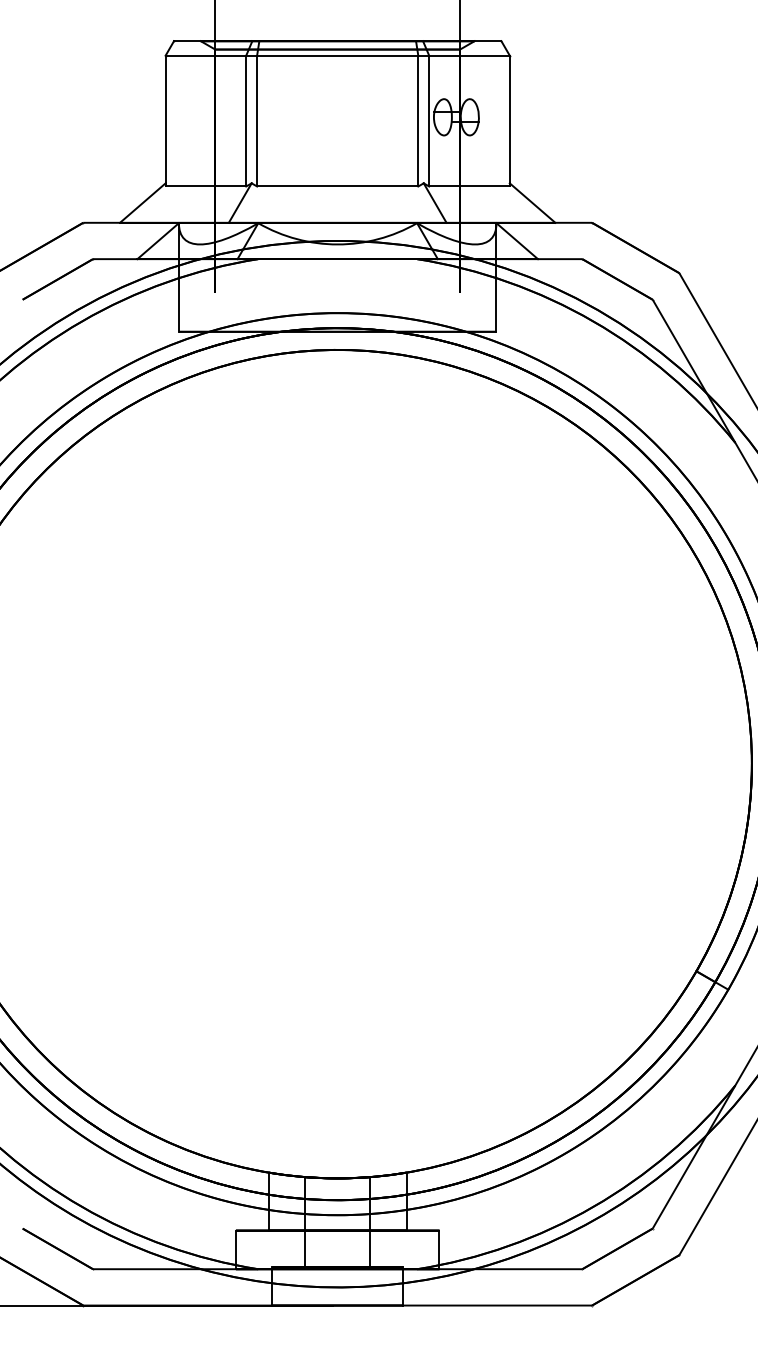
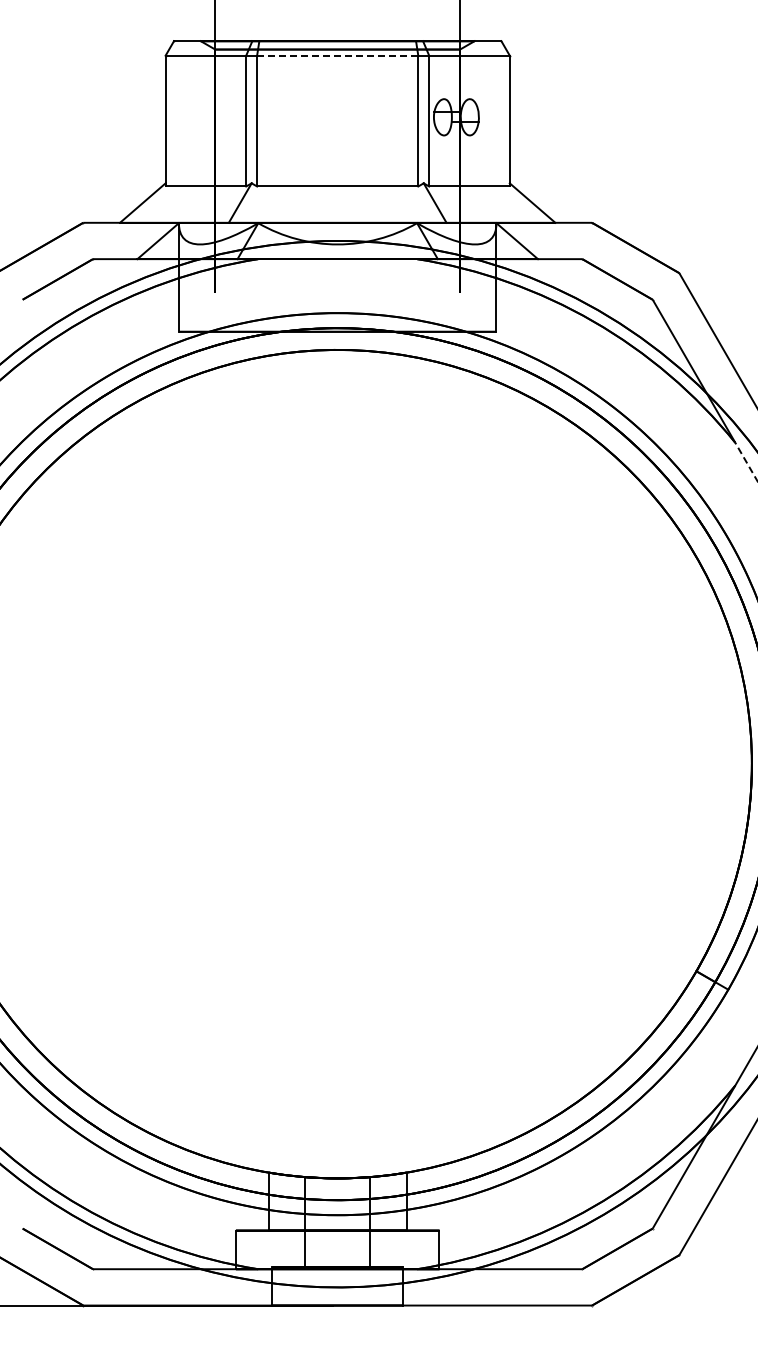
line: solid -> dashed (337, 55)
line: solid -> dashed (746, 461)
